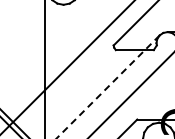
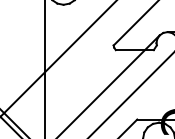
line position: (67, 67) -> (58, 58) (58, 58)
line: dashed -> solid (108, 86)
